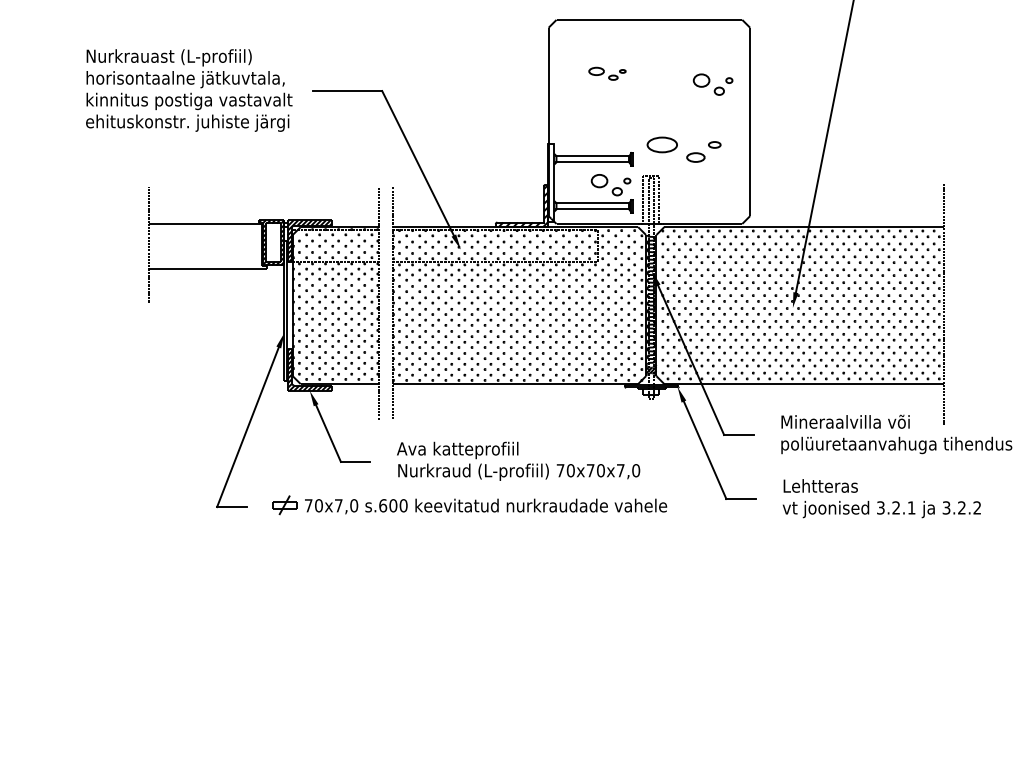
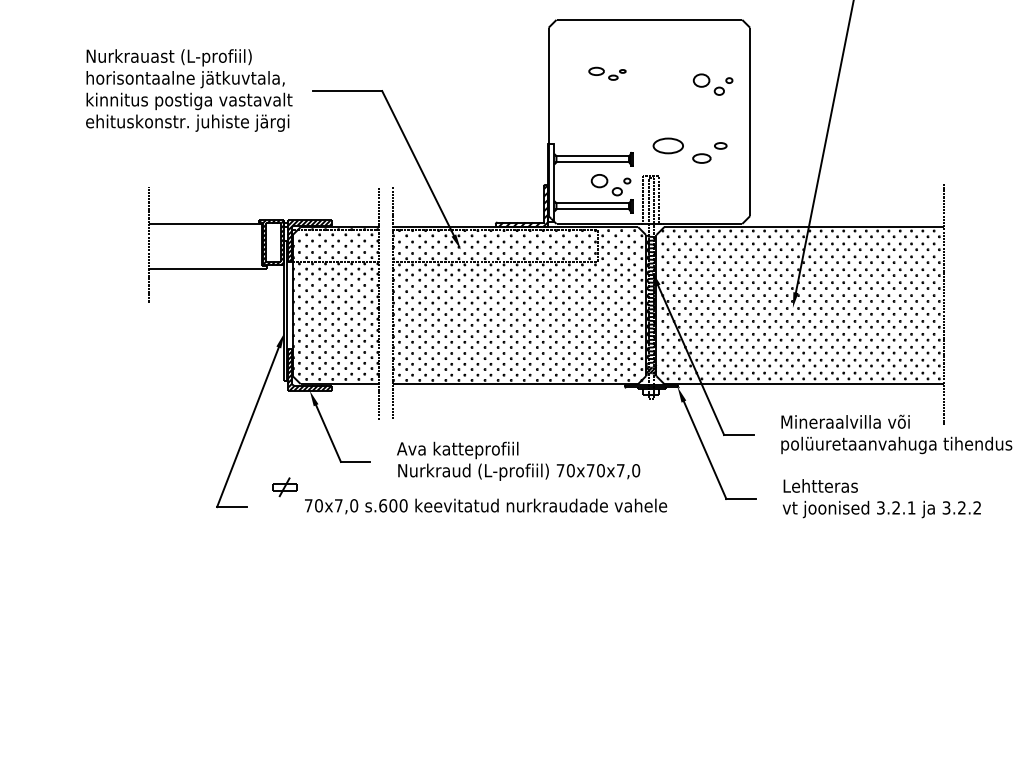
part position: (677, 147) -> (683, 148) (683, 148)
part position: (284, 505) -> (284, 487) (284, 487)
